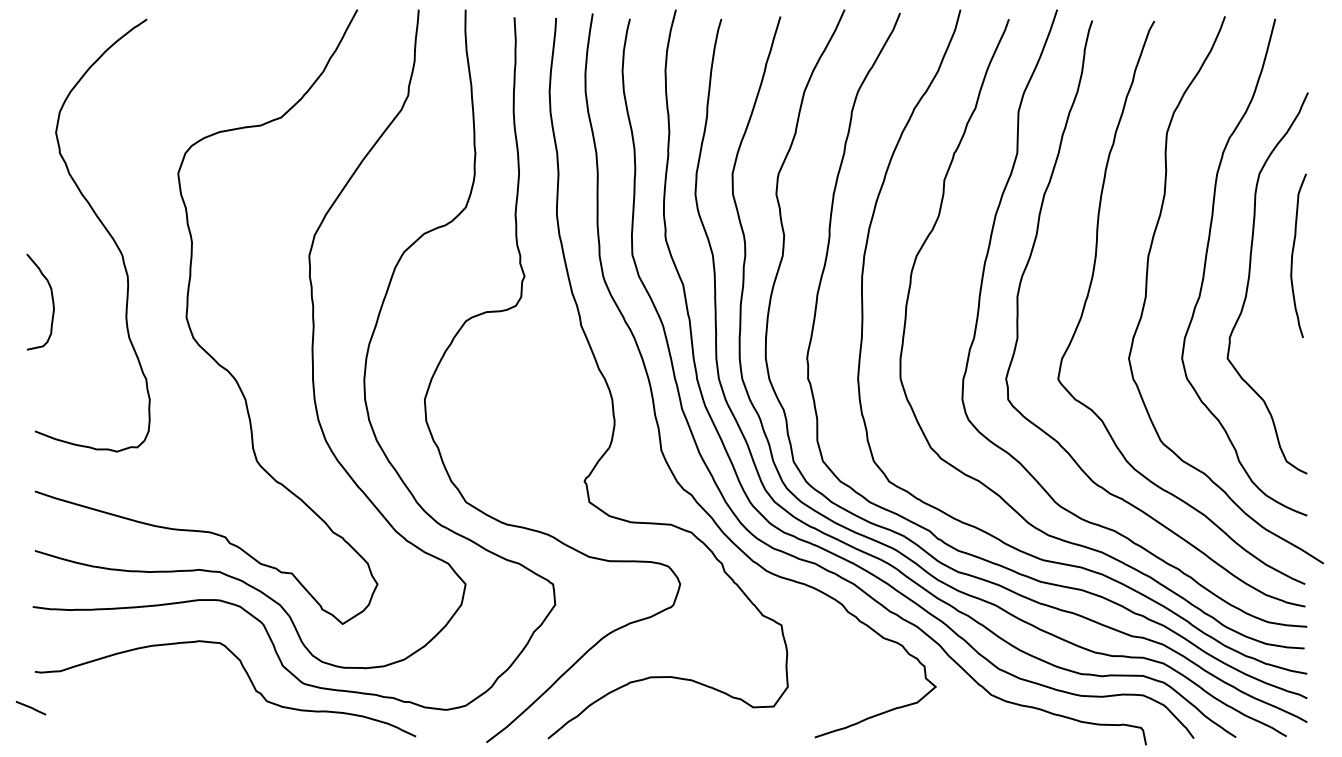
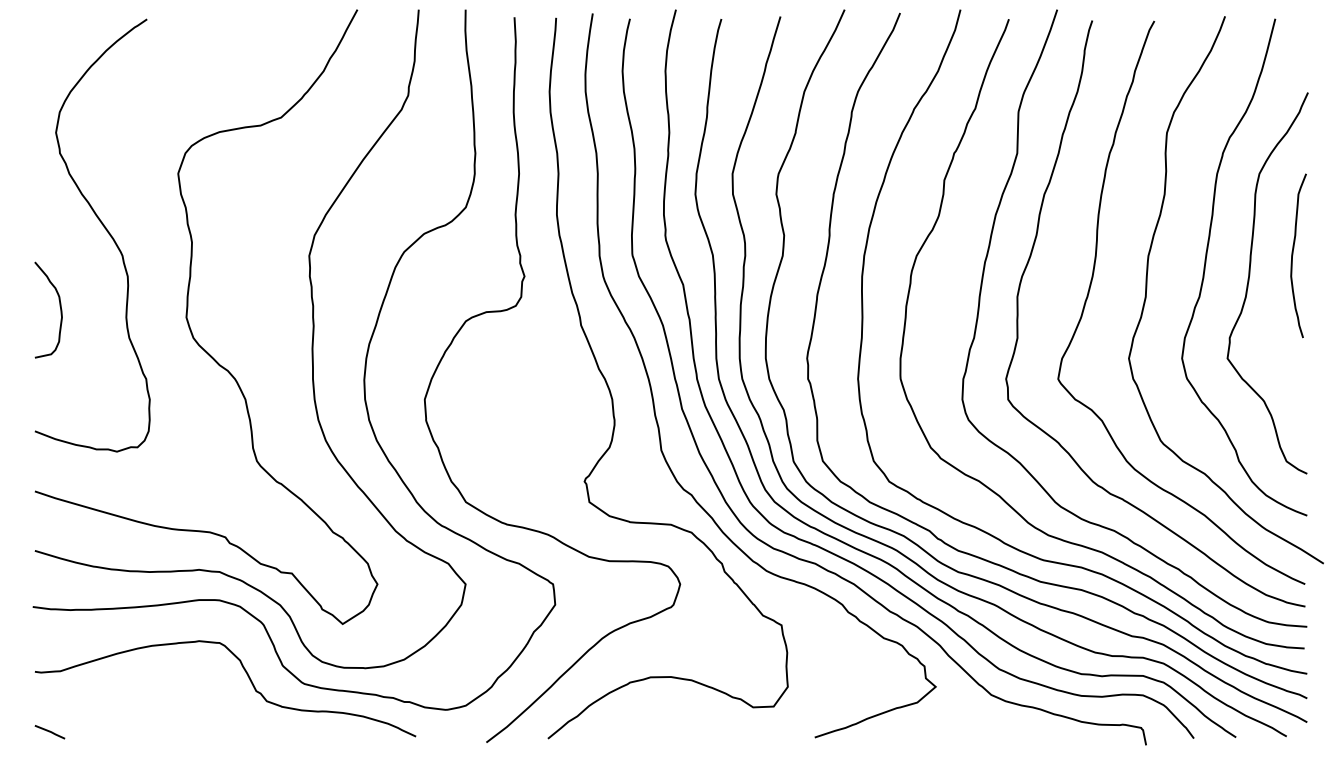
curve position: (51, 298) -> (59, 306) (59, 306)
line position: (30, 708) -> (49, 732) (49, 732)
